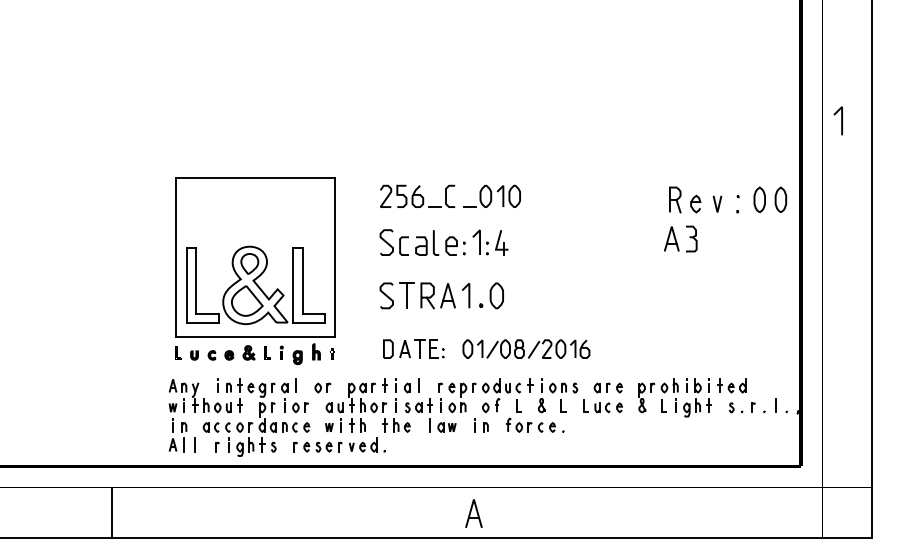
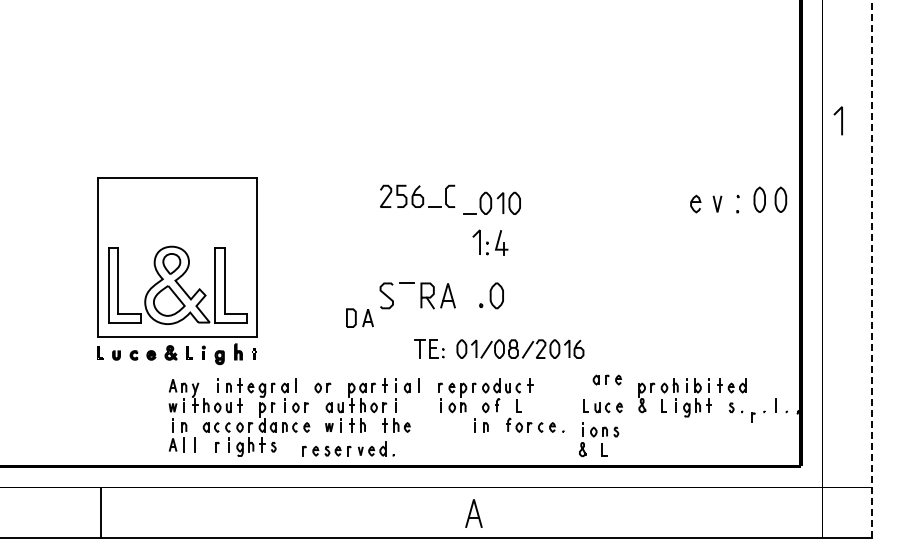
part position: (491, 195) -> (491, 202) (491, 202)
part: present -> none (675, 199)
part: present -> none (680, 238)
part: present -> none (422, 242)
line: solid -> dashed (872, 268)
part position: (255, 271) -> (177, 271) (177, 271)
line: present -> none (407, 295)
line: present -> none (468, 295)
part position: (396, 348) -> (359, 317) (359, 317)
part position: (526, 348) -> (520, 348) (520, 348)
part position: (607, 387) -> (606, 379) (606, 379)
part position: (558, 395) -> (599, 439) (599, 439)
part position: (753, 407) -> (753, 417) (753, 417)
part: present -> none (430, 415)
part position: (339, 444) -> (348, 448) (348, 448)
line position: (112, 512) -> (101, 512) (101, 512)
